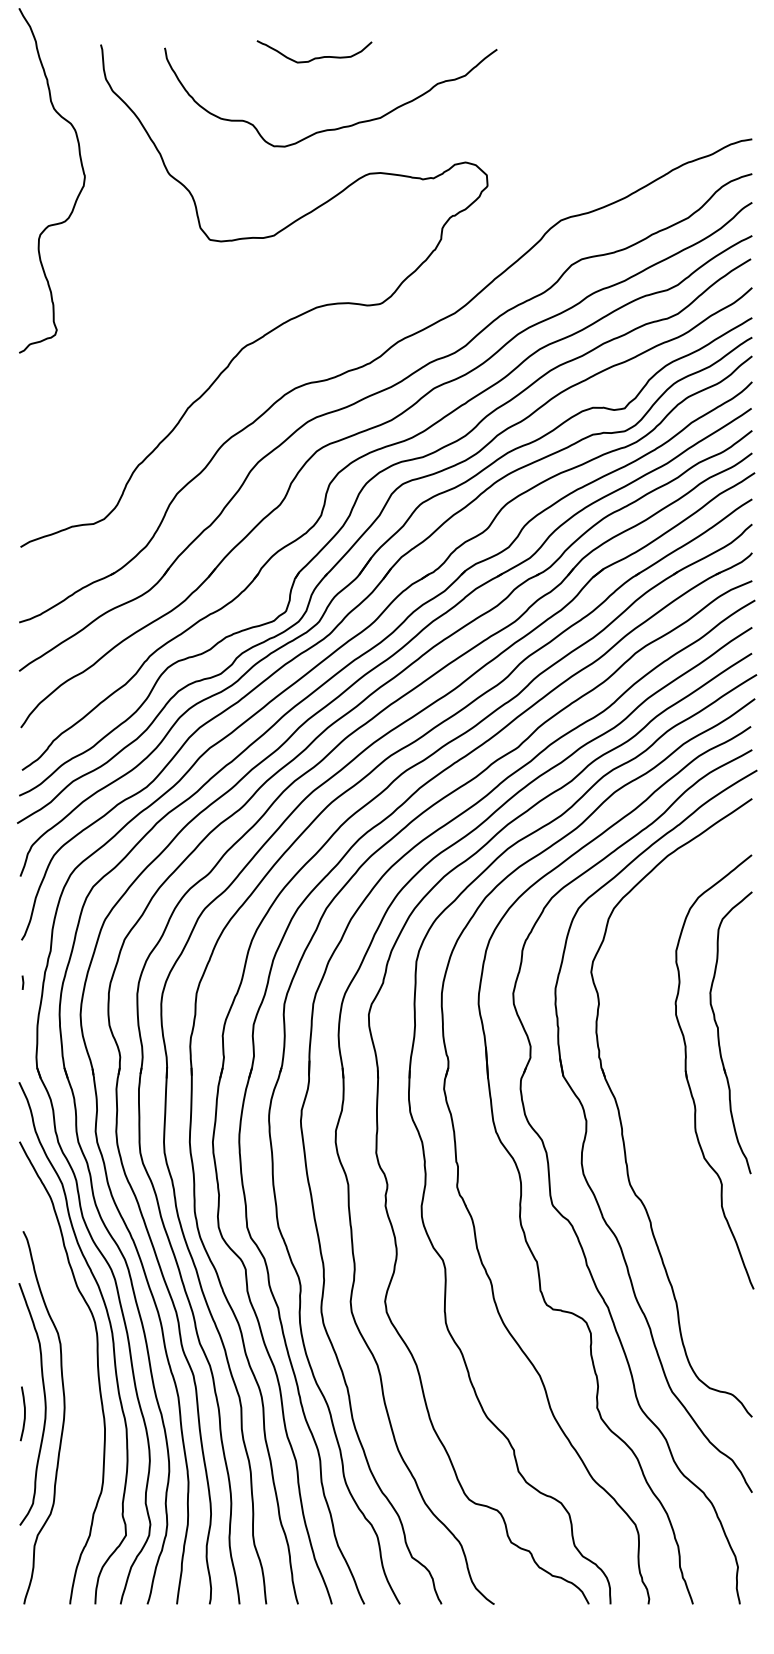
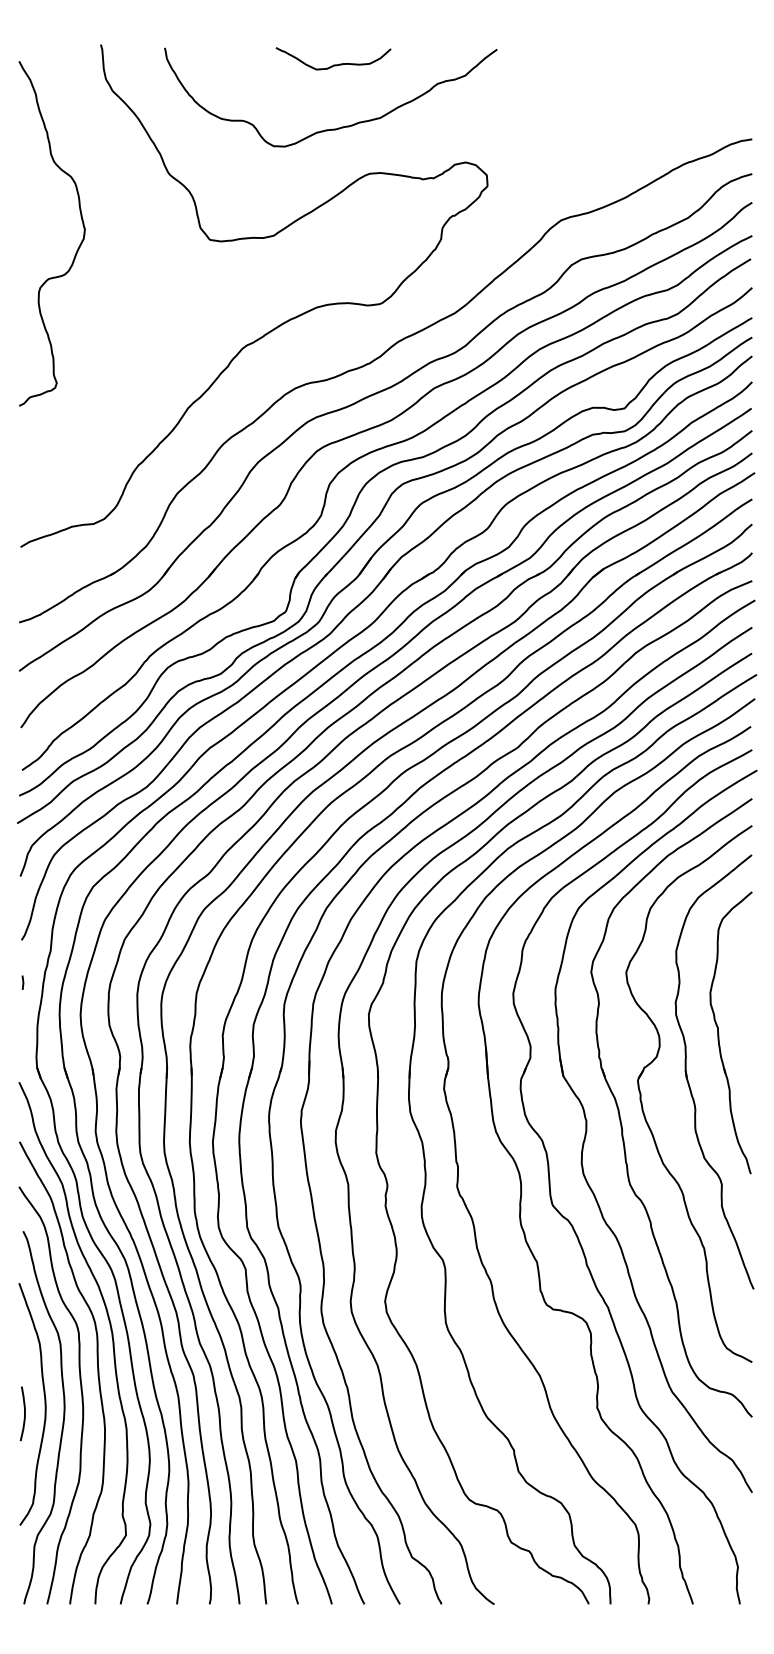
curve position: (314, 57) -> (333, 64) (333, 64)
curve position: (78, 193) -> (78, 246) (78, 246)
part: none -> present (642, 1102)
curve: none -> present (80, 1390)
